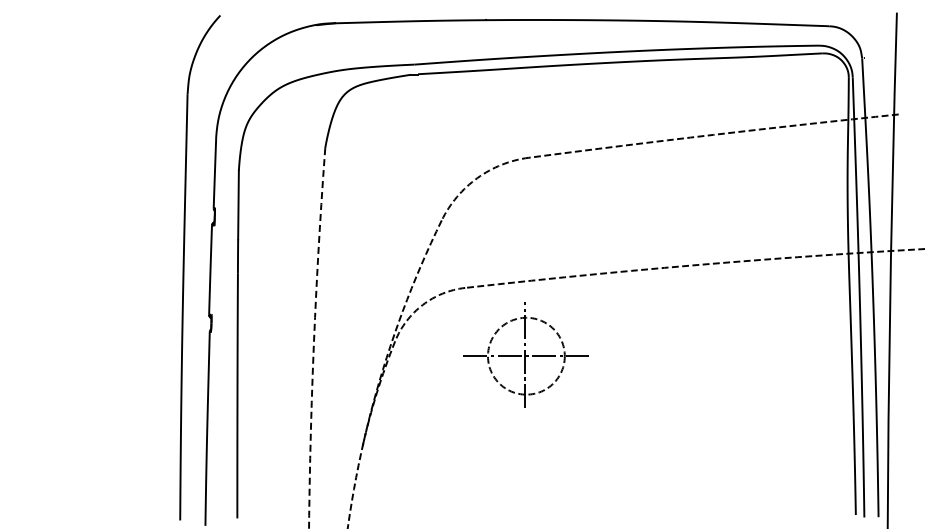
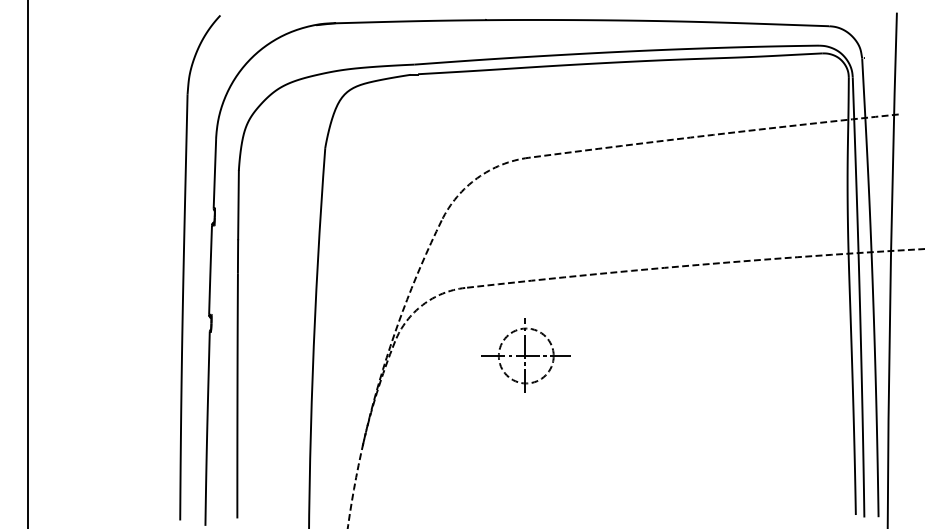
line: none -> present (27, 263)
arc: dashed -> solid (314, 338)
part size: 126x106 px -> 90x75 px (525, 355)
